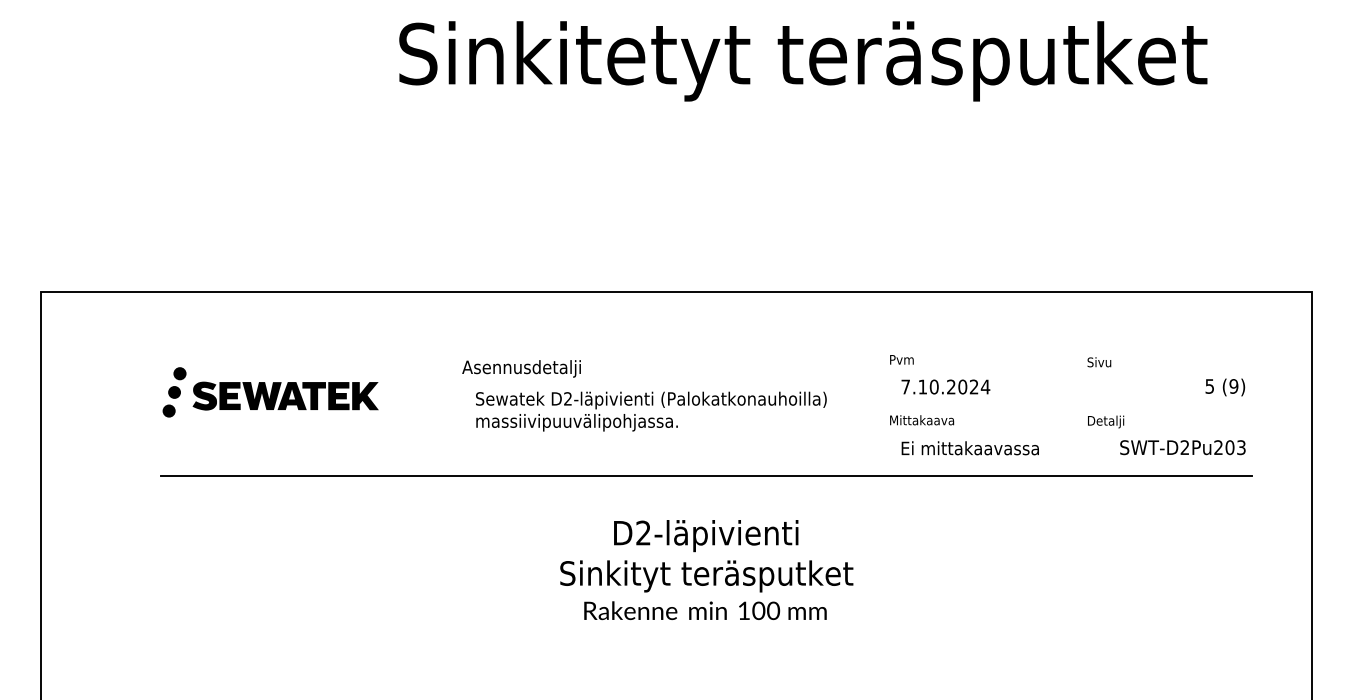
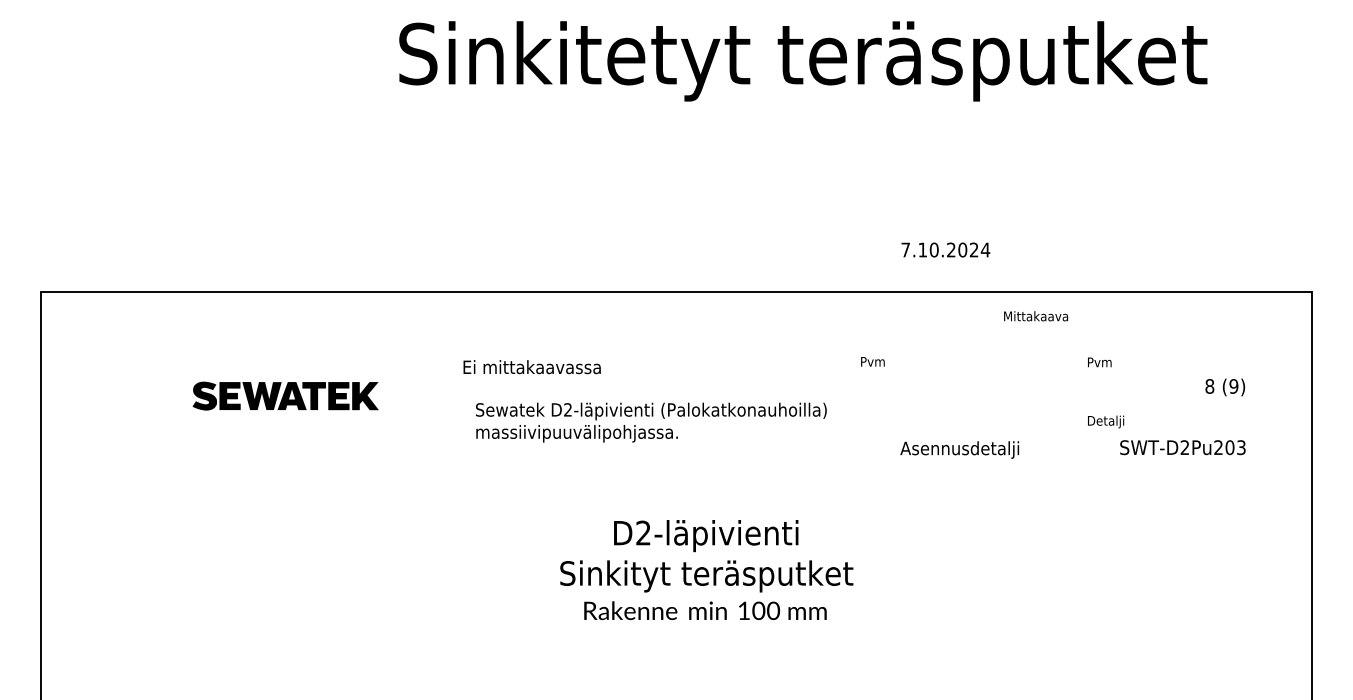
text position: (901, 359) -> (872, 361) (872, 361)
text: Sivu -> Pvm (1099, 362)
text: Asennusdetalji -> Ei mittakaavassa (531, 368)
fill: present -> none (179, 373)
text position: (945, 386) -> (945, 249) (945, 249)
text: 5 -> 8 (1209, 386)
fill: present -> none (174, 392)
fill: present -> none (168, 410)
text position: (651, 411) -> (651, 422) (651, 422)
text position: (922, 420) -> (1036, 316) (1036, 316)
text: Ei mittakaavassa -> Asennusdetalji (969, 449)
line: present -> none (706, 476)
